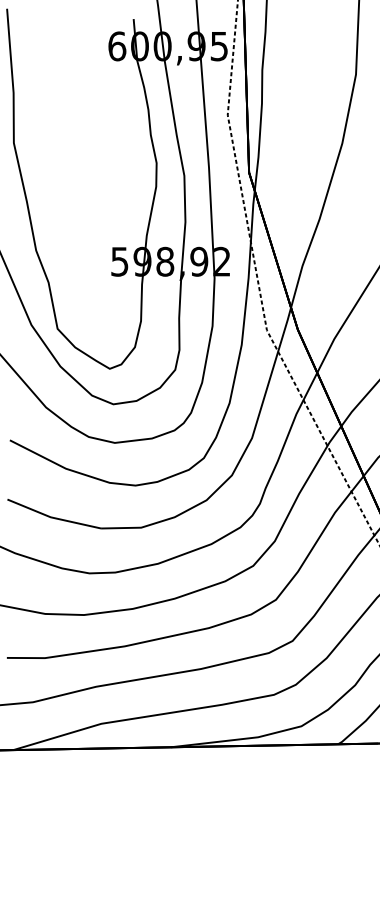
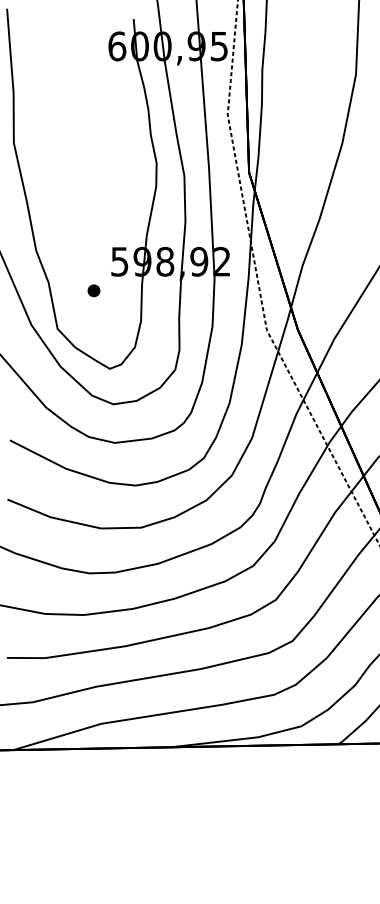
part: none -> present (93, 290)
